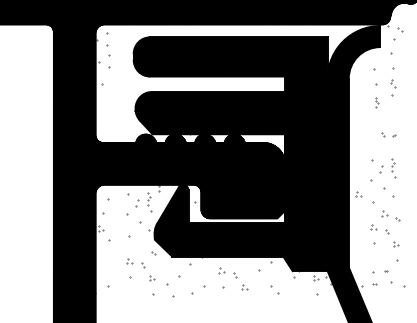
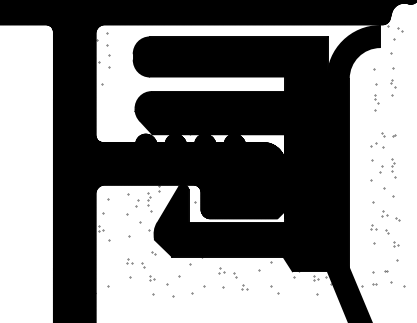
part size: 5x12 px -> 6x18 px (376, 102)
part: none -> present (377, 145)
part: present -> none (358, 194)
